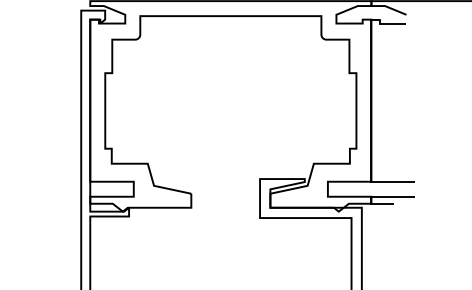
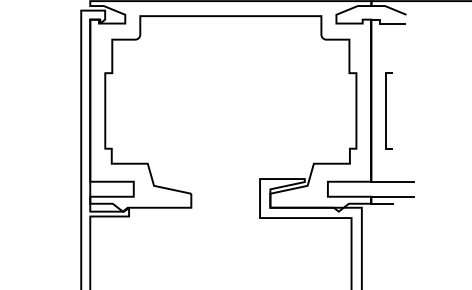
line: none -> present (386, 110)
